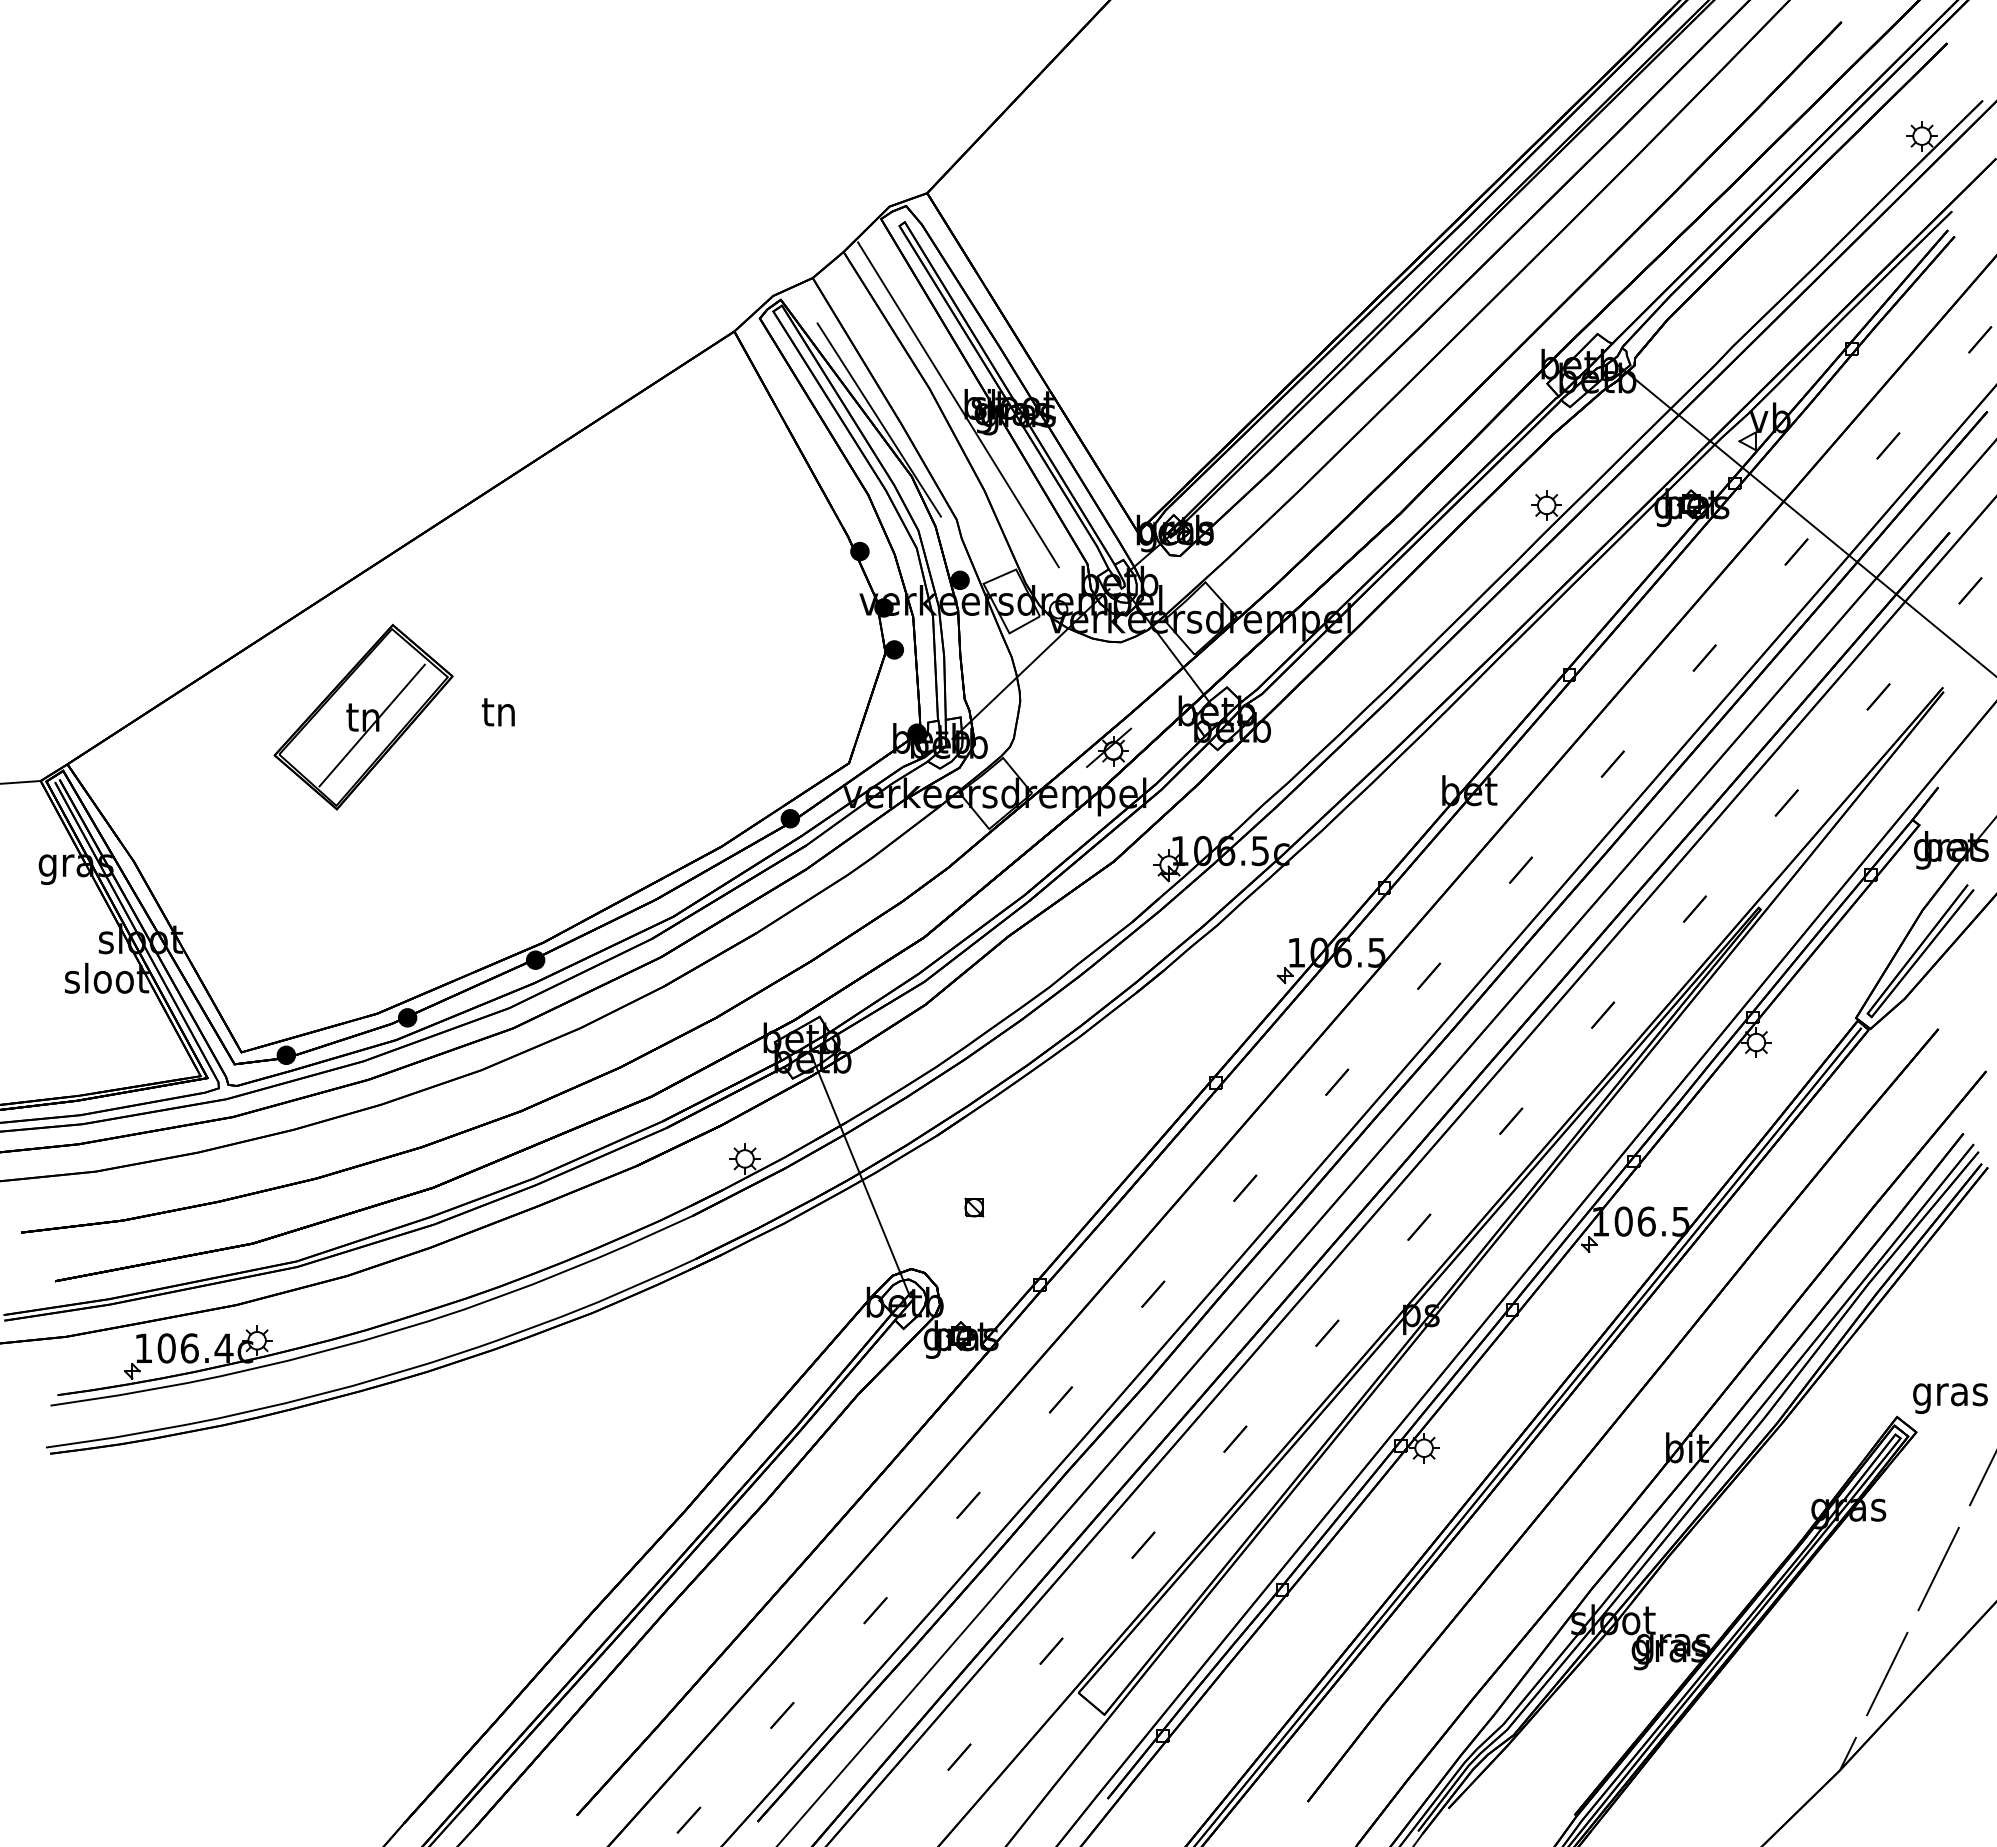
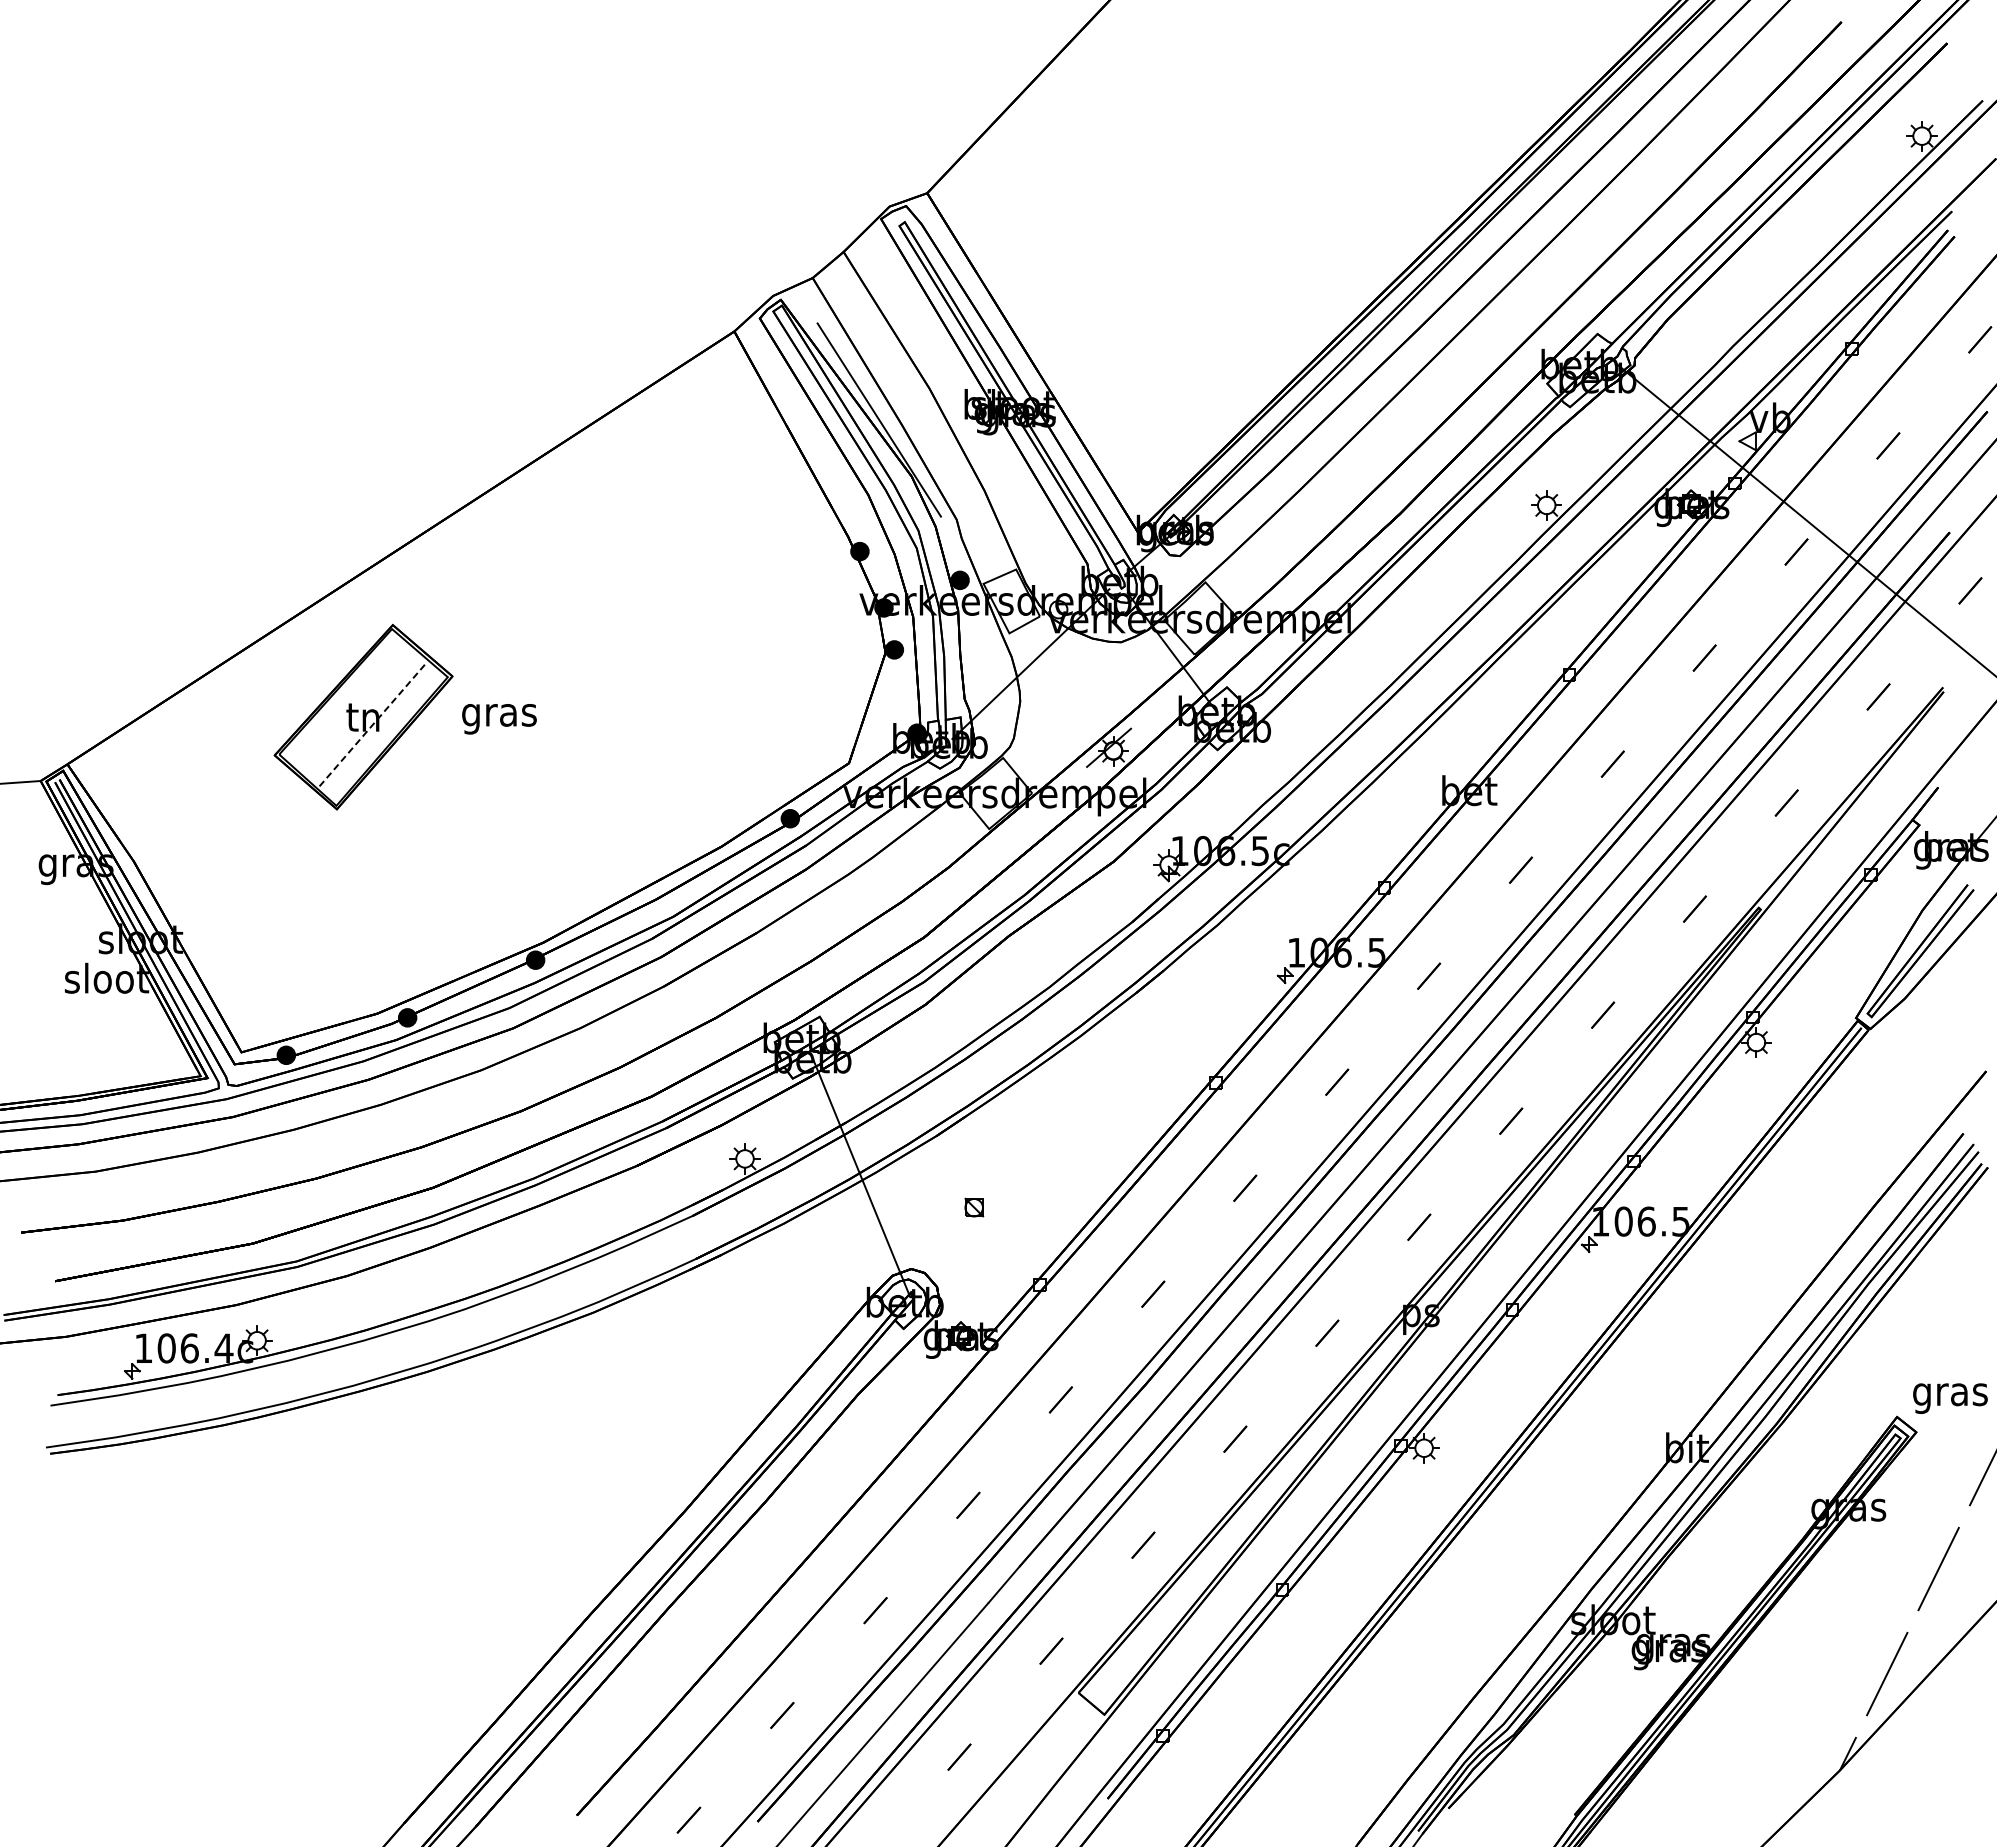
line: present -> none (958, 404)
text: tn -> gras (499, 716)
line: solid -> dashed (372, 725)
part: present -> none (1623, 1415)
